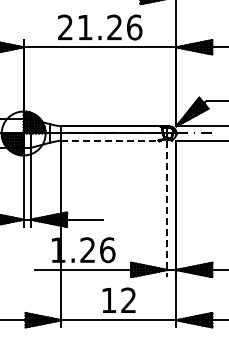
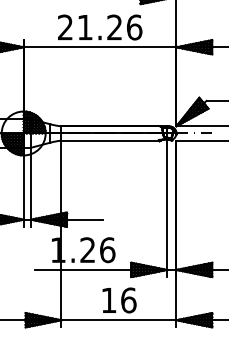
line: dashed -> solid (110, 140)
line: dashed -> solid (167, 209)
text: 12 -> 16 (128, 300)
